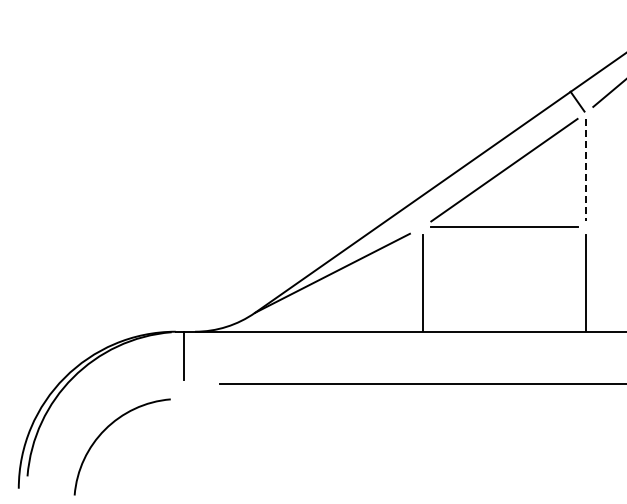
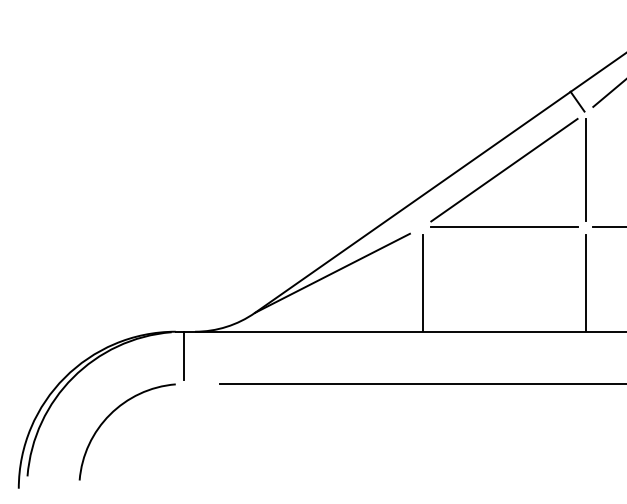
line: dashed -> solid (585, 170)
line: none -> present (608, 227)
curve position: (105, 430) -> (110, 415) (110, 415)
